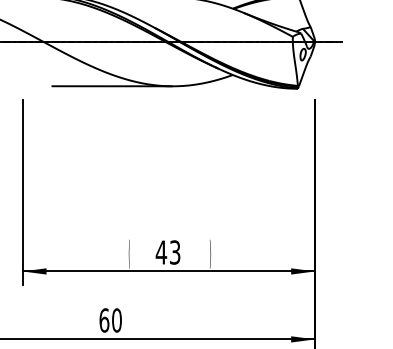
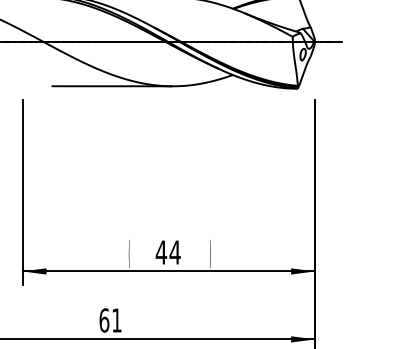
text: 43 -> 44 (174, 252)
text: 60 -> 61 (116, 320)
